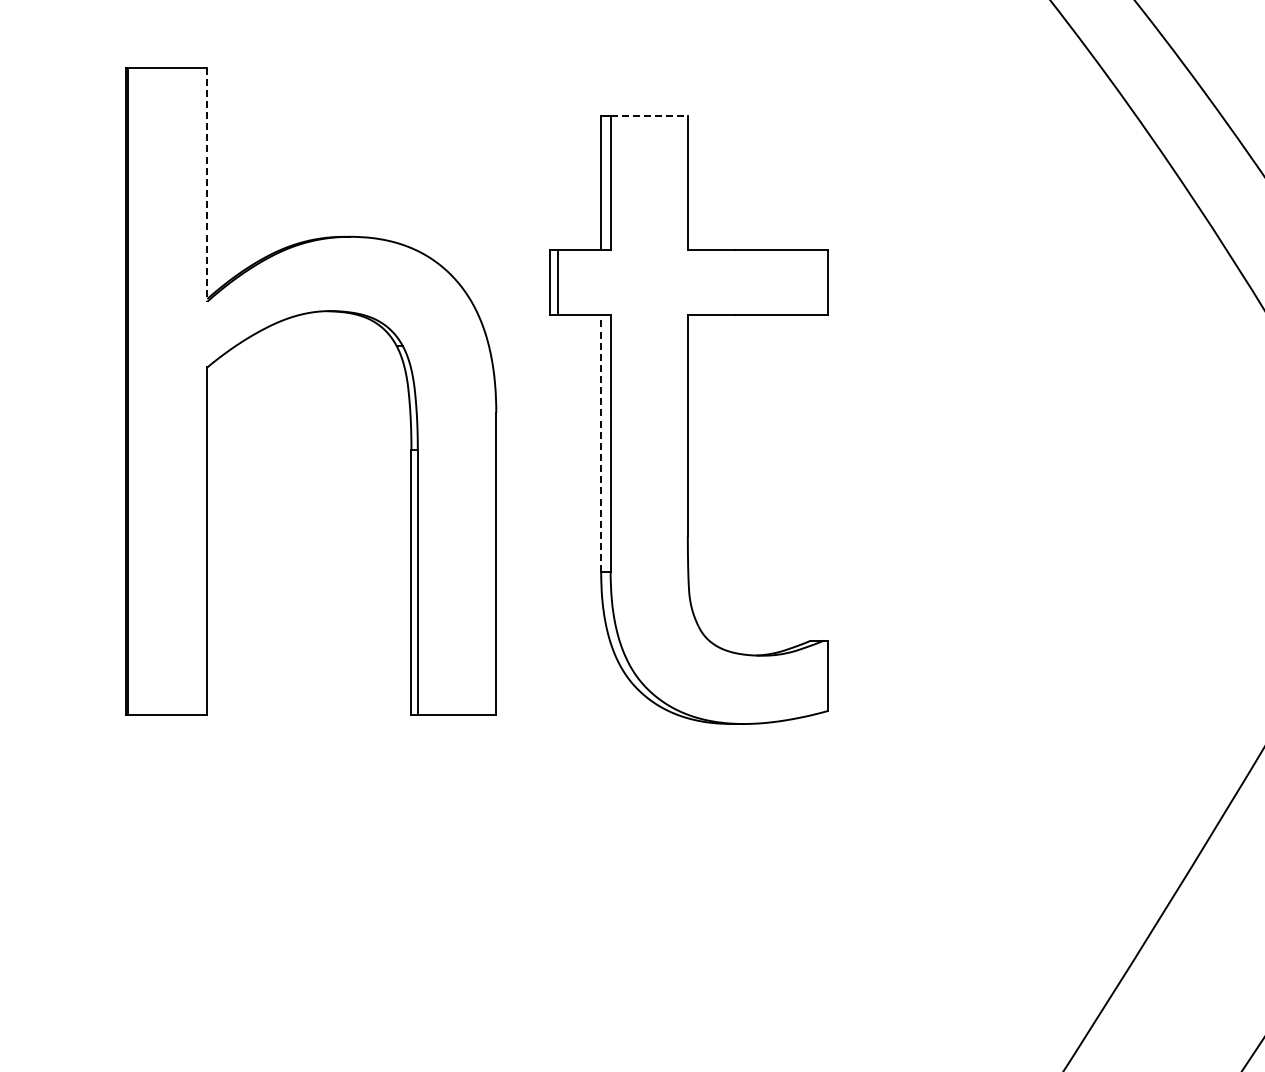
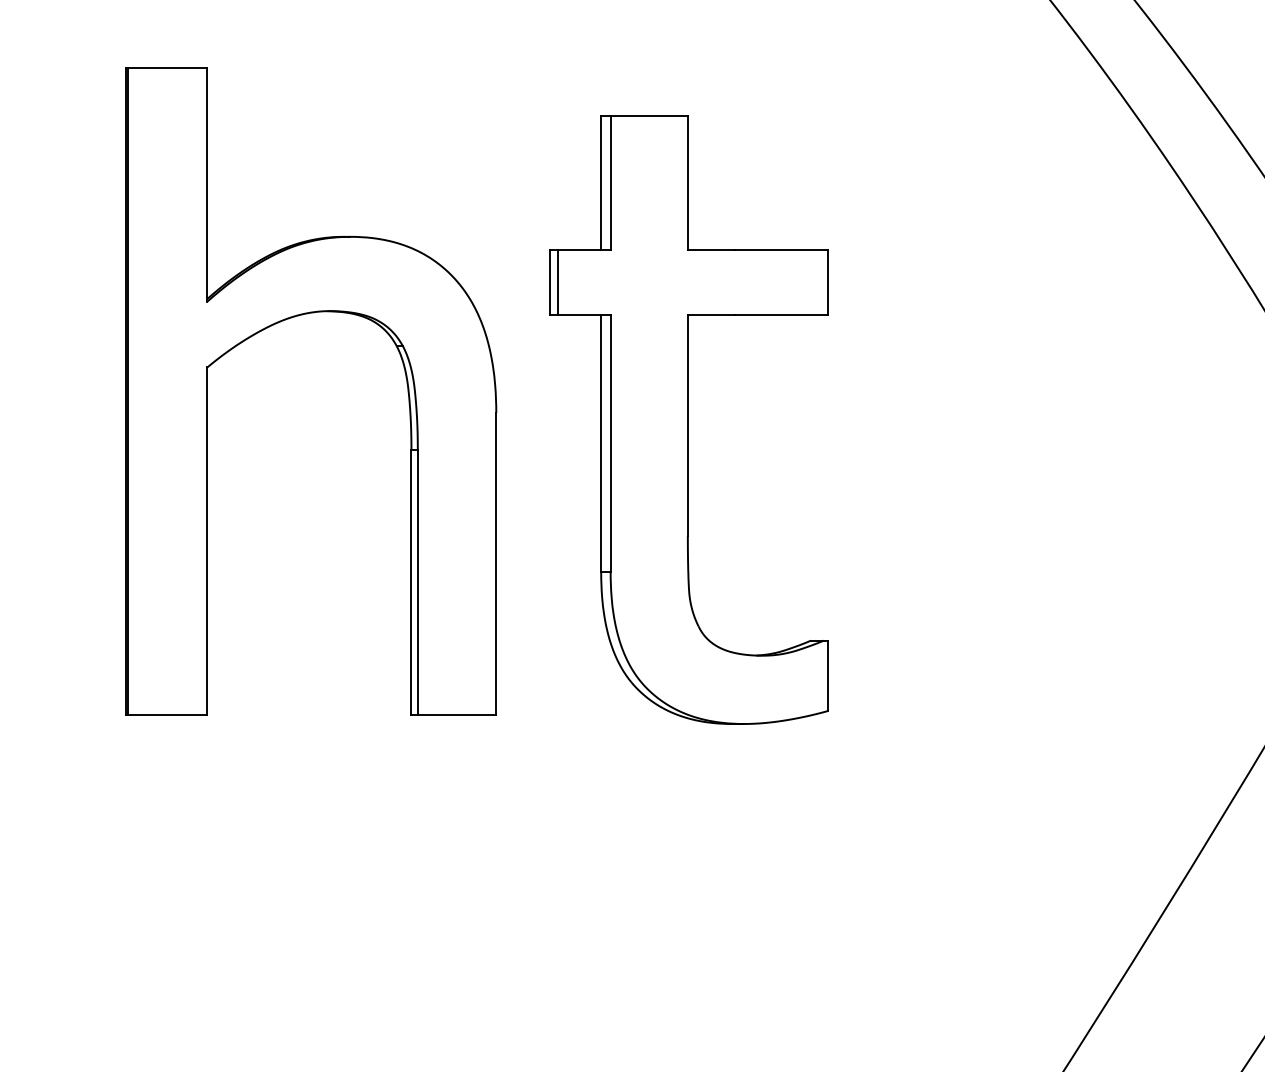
line: dashed -> solid (649, 116)
line: dashed -> solid (207, 185)
line: dashed -> solid (601, 443)
